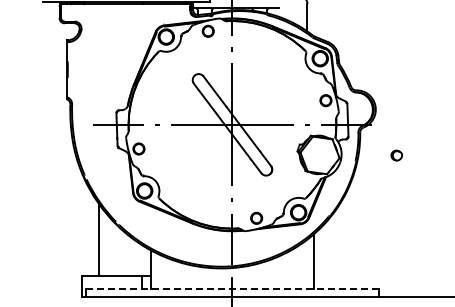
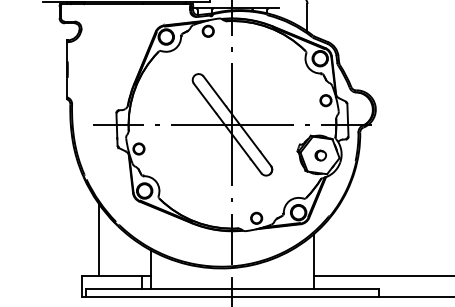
part position: (396, 155) -> (320, 155) (320, 155)
line: none -> present (382, 275)
line: dashed -> solid (232, 288)
